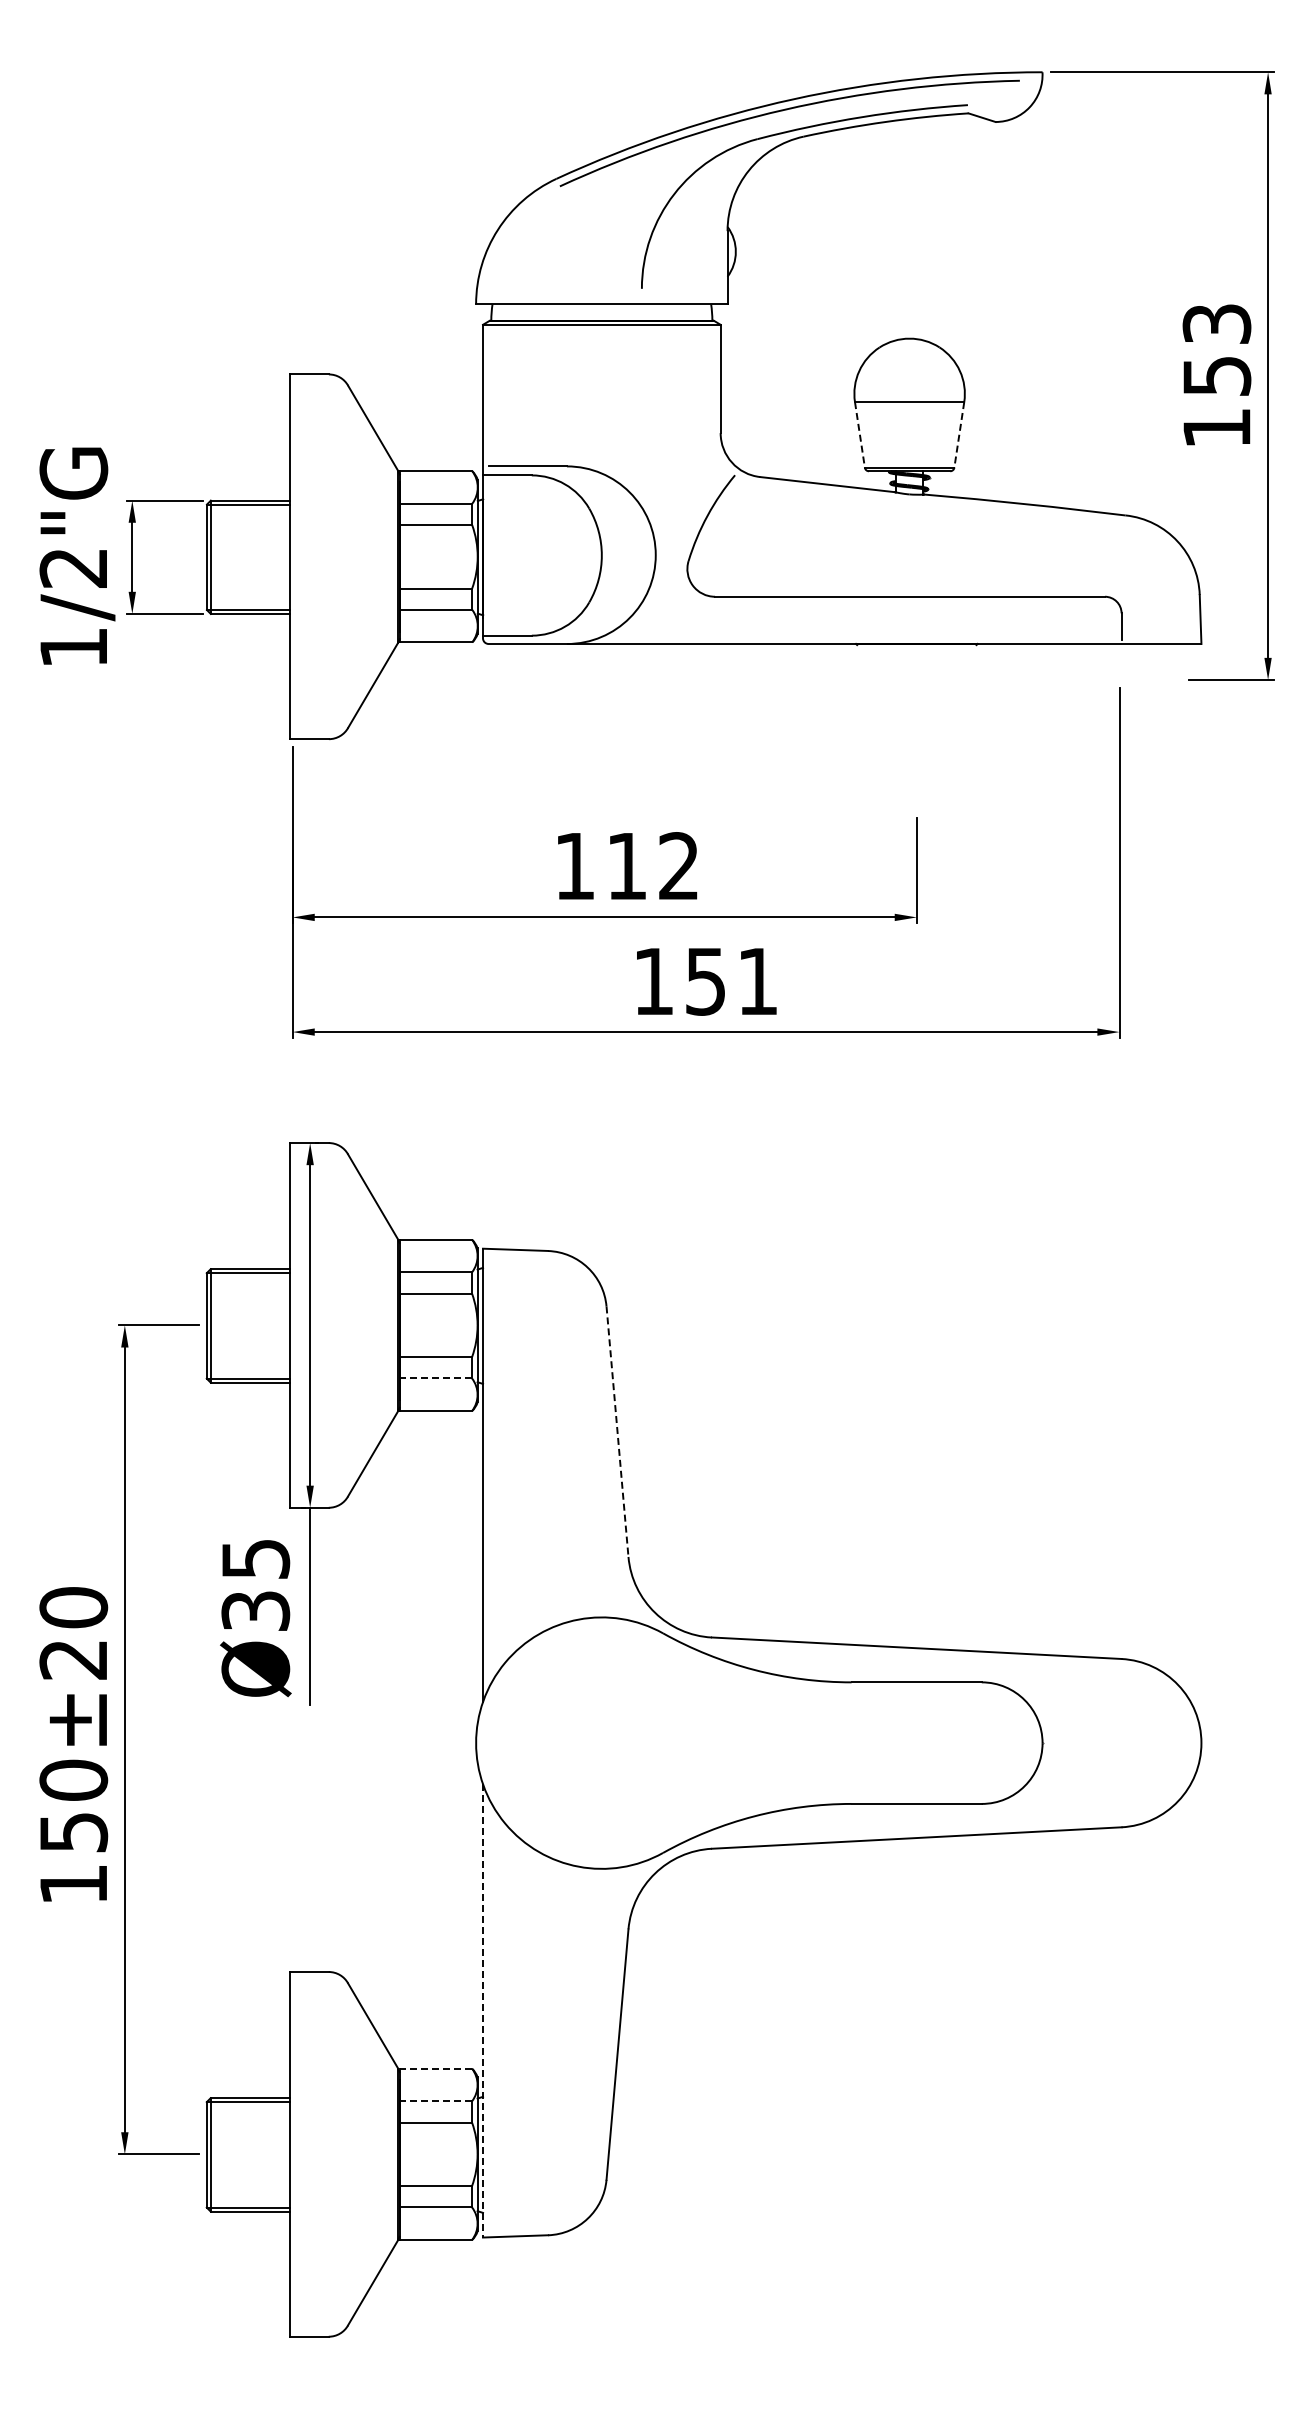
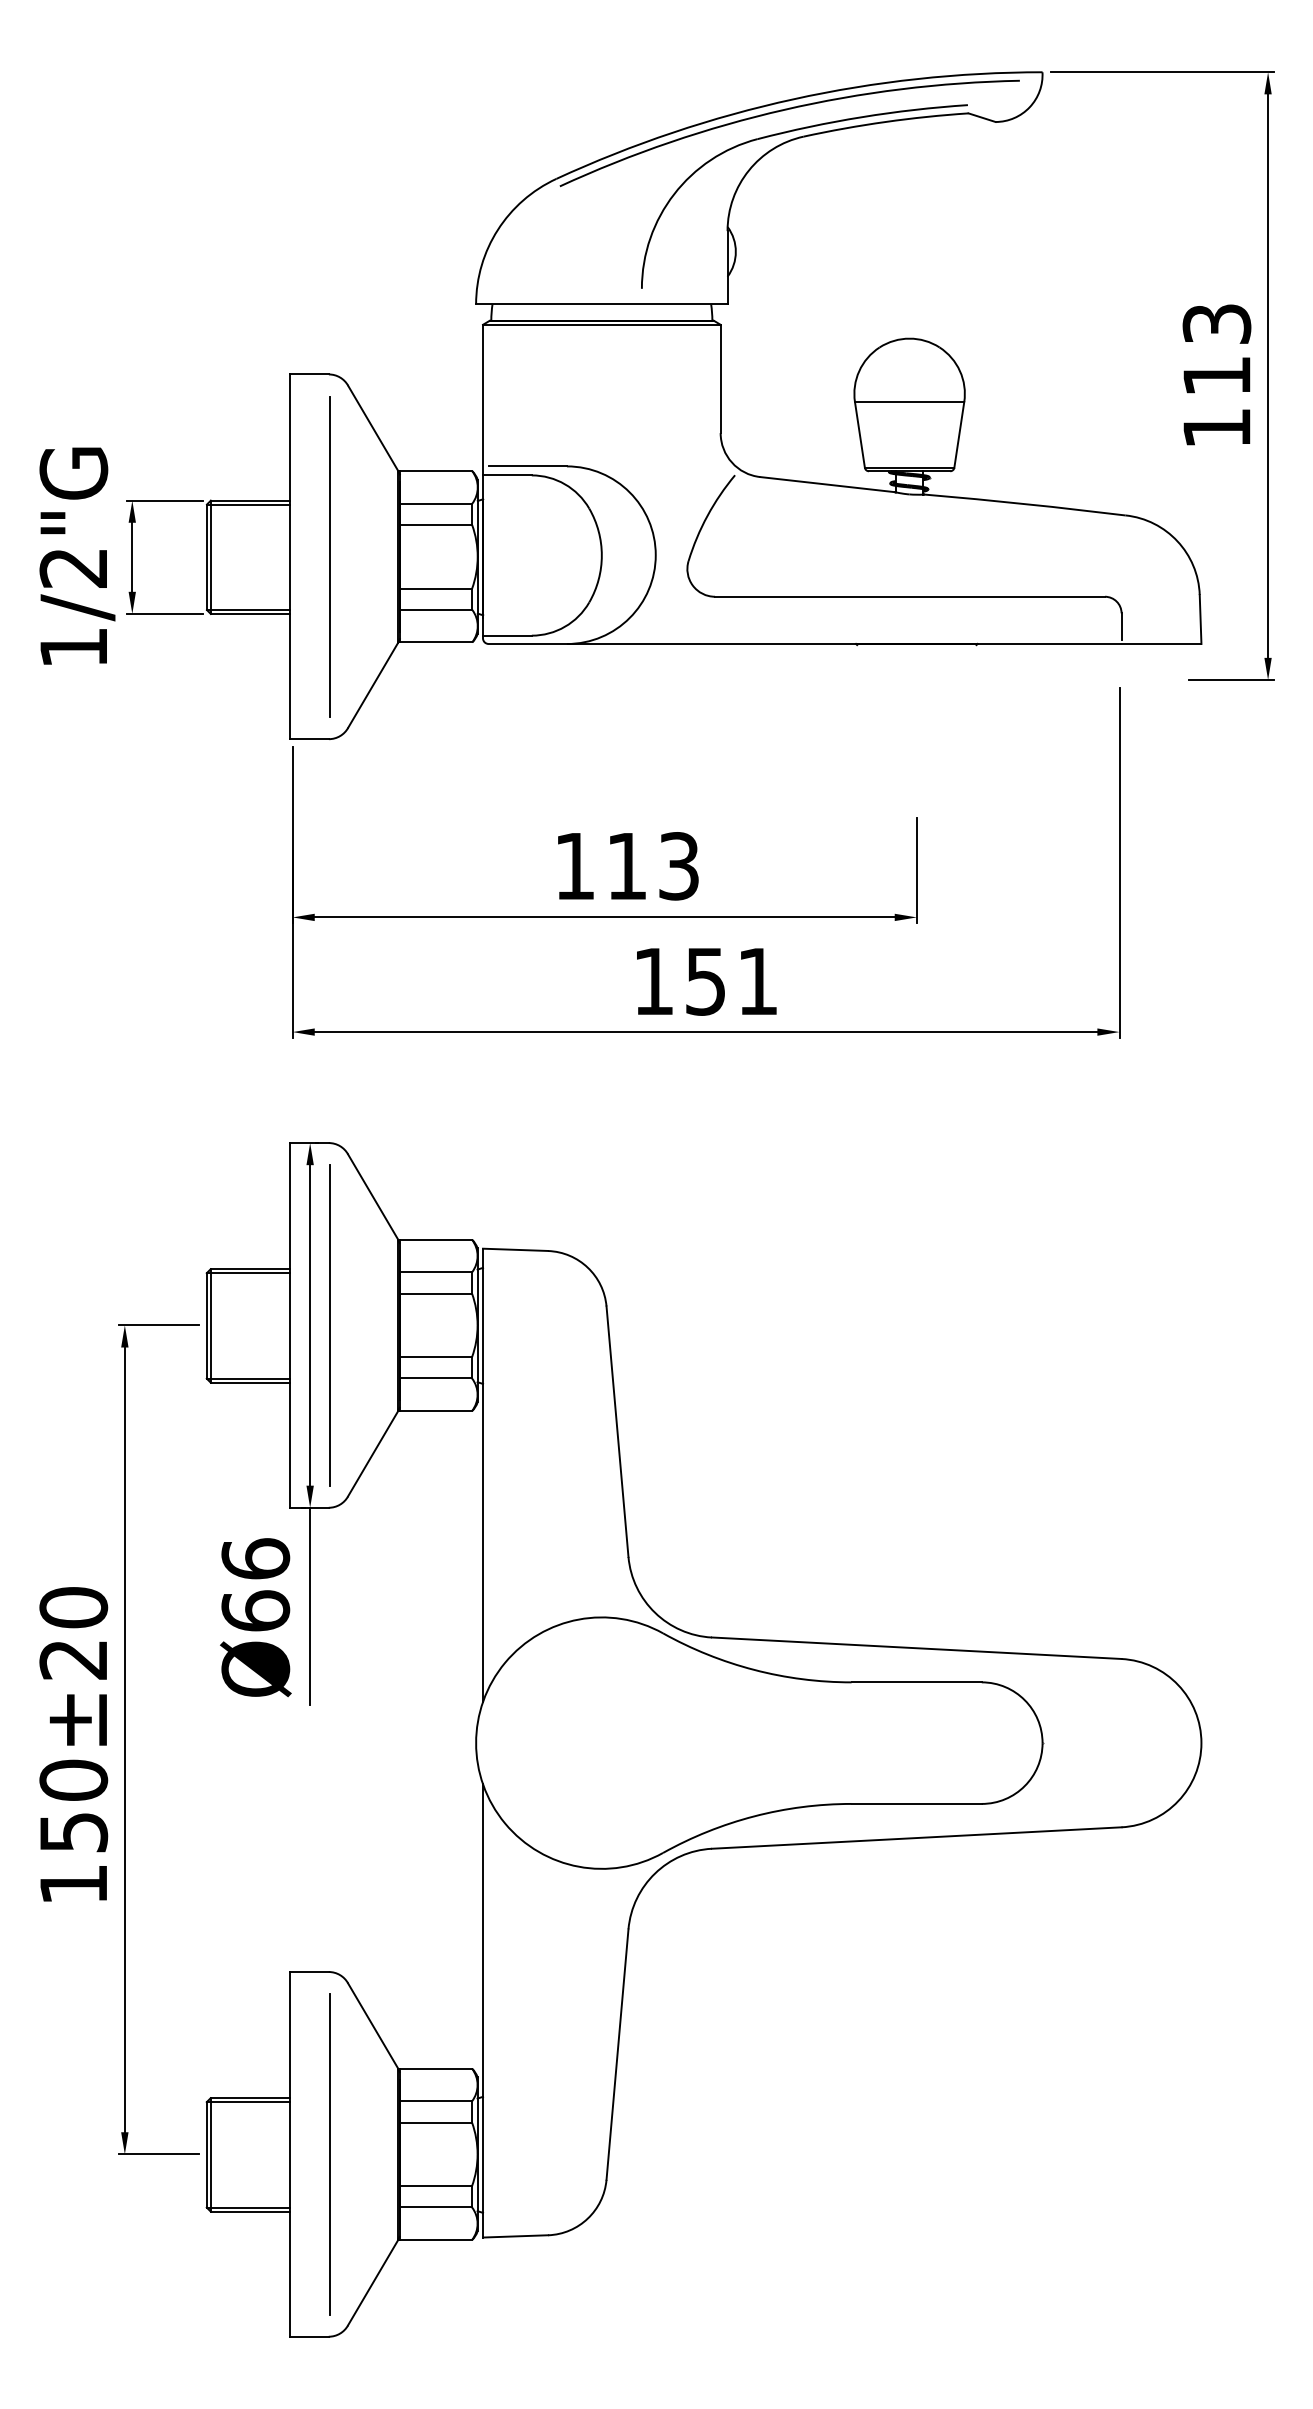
text: 153 -> 113 (1217, 376)
line: dashed -> solid (860, 435)
line: dashed -> solid (959, 435)
line: none -> present (329, 556)
text: 112 -> 113 (678, 866)
line: none -> present (329, 1325)
line: dashed -> solid (436, 1378)
line: dashed -> solid (617, 1431)
text: Ø35 -> Ø66 (255, 1584)
line: dashed -> solid (483, 2010)
line: dashed -> solid (436, 2068)
line: dashed -> solid (436, 2101)
line: none -> present (329, 2154)
